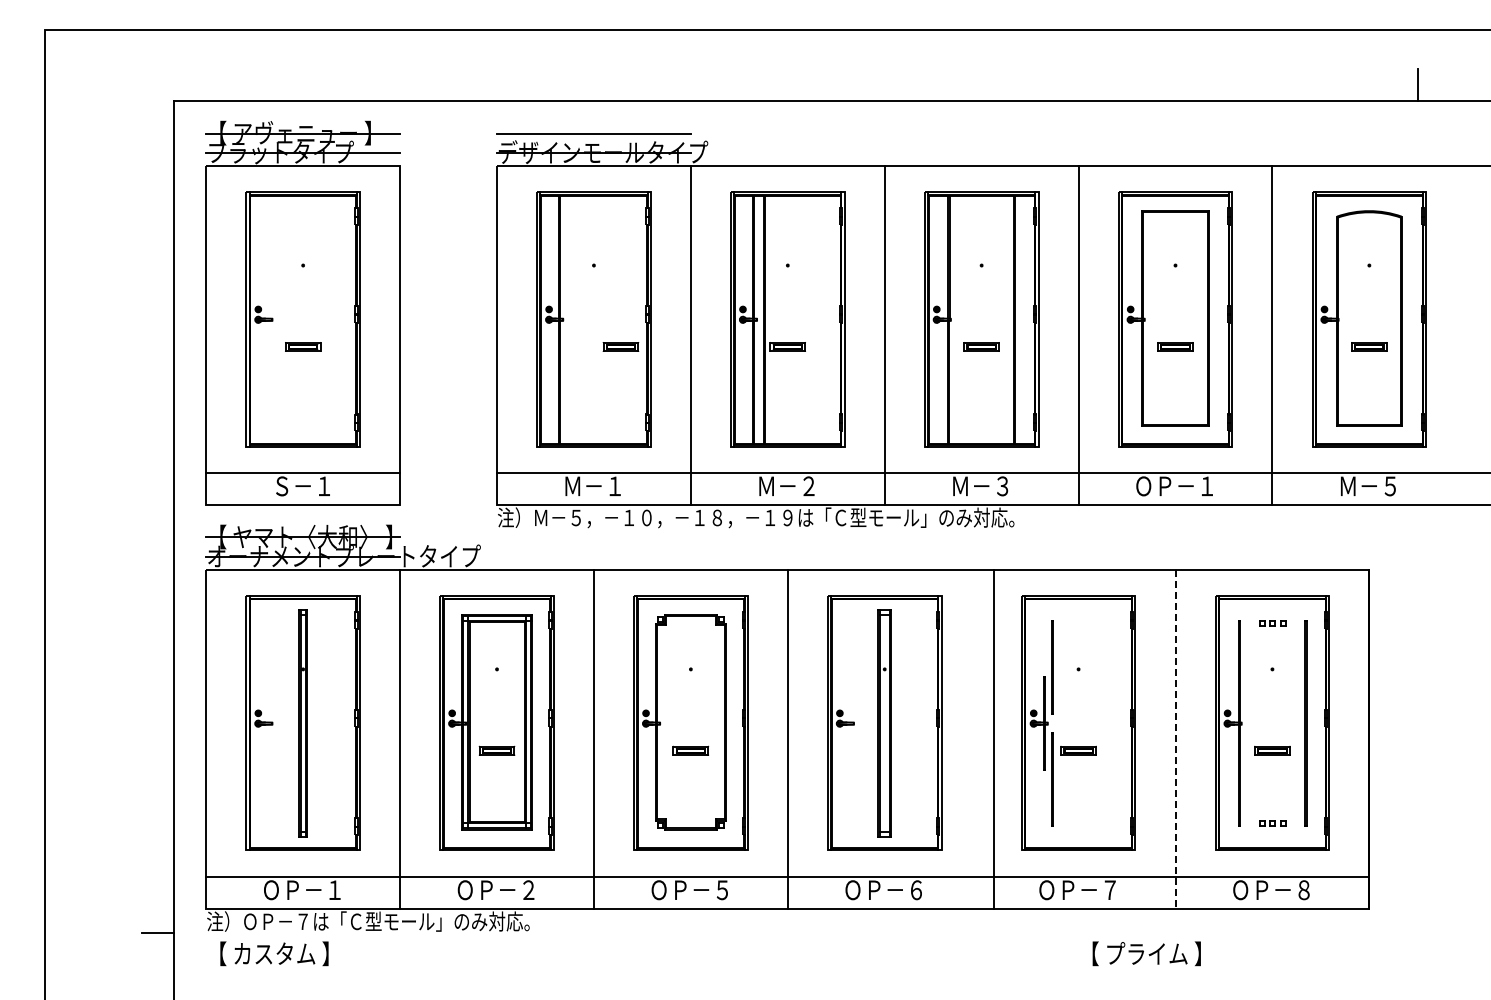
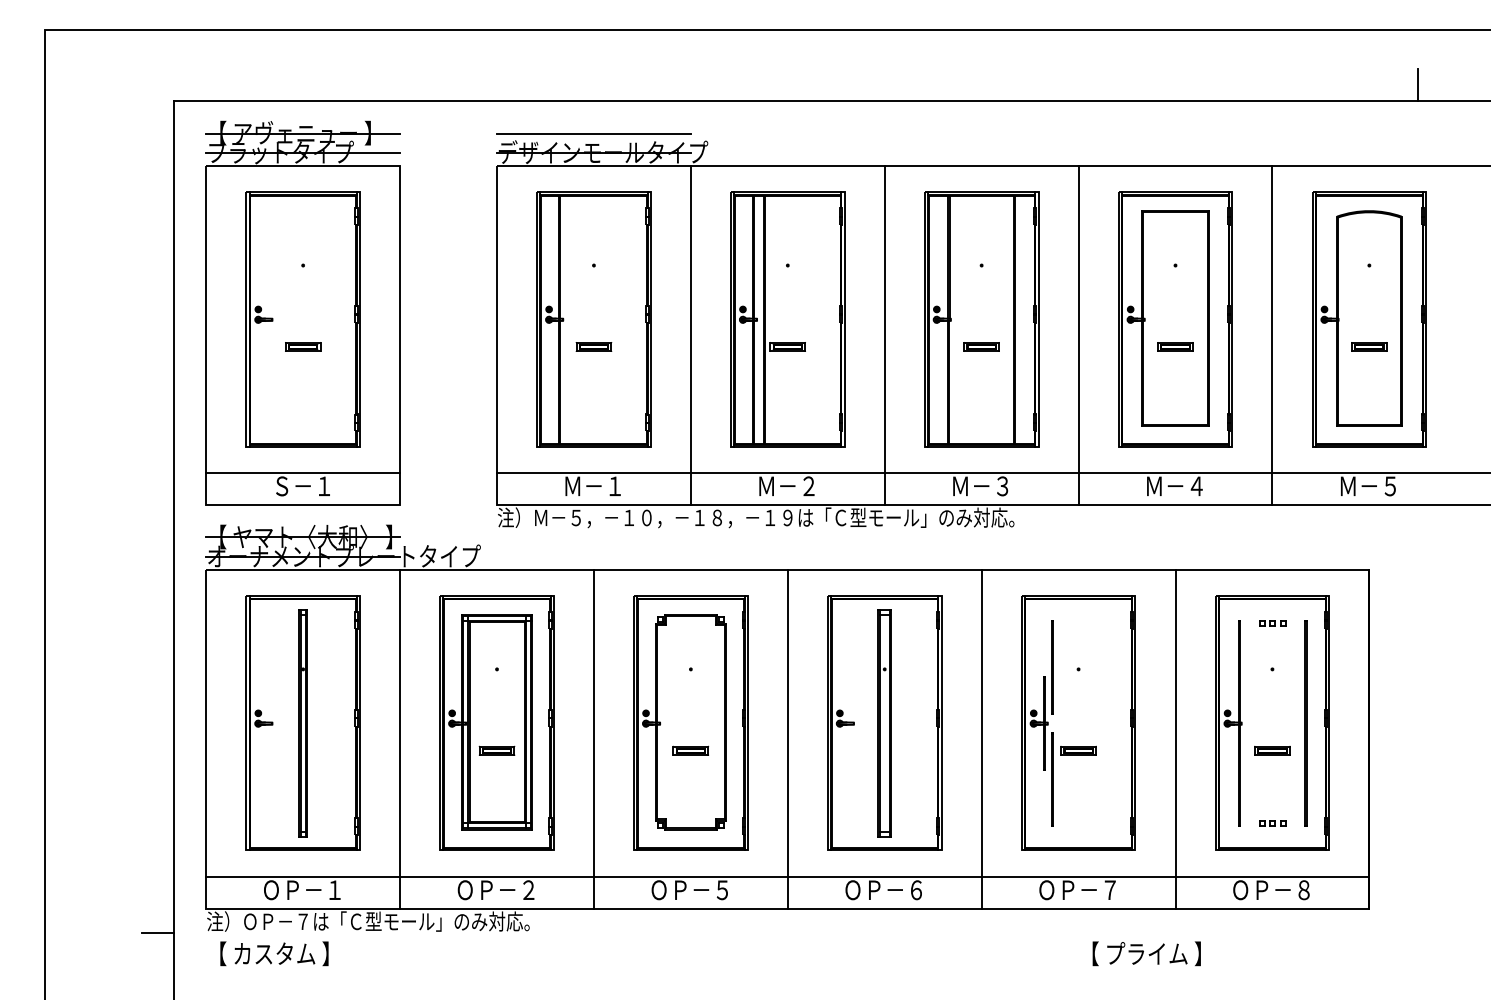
part position: (620, 346) -> (593, 346) (593, 346)
text: ＯＰ－１ -> Ｍ－４ (1174, 486)
line position: (993, 738) -> (981, 738) (981, 738)
line: dashed -> solid (1175, 739)
